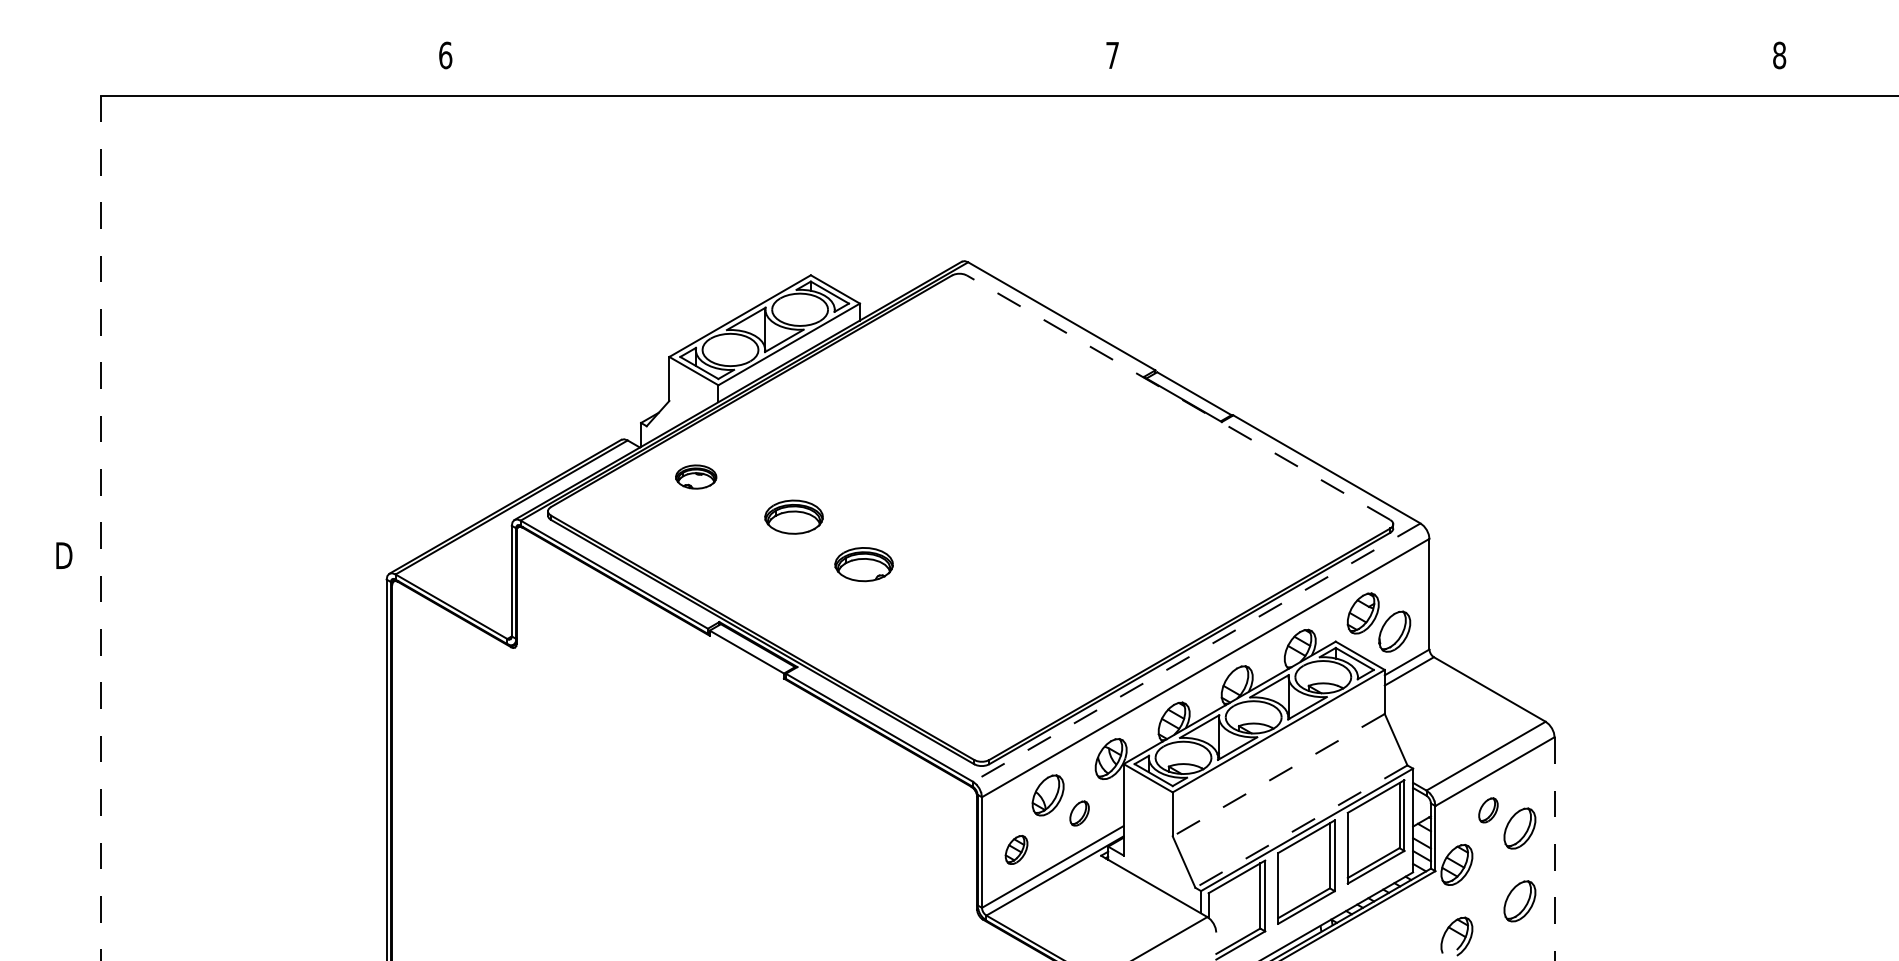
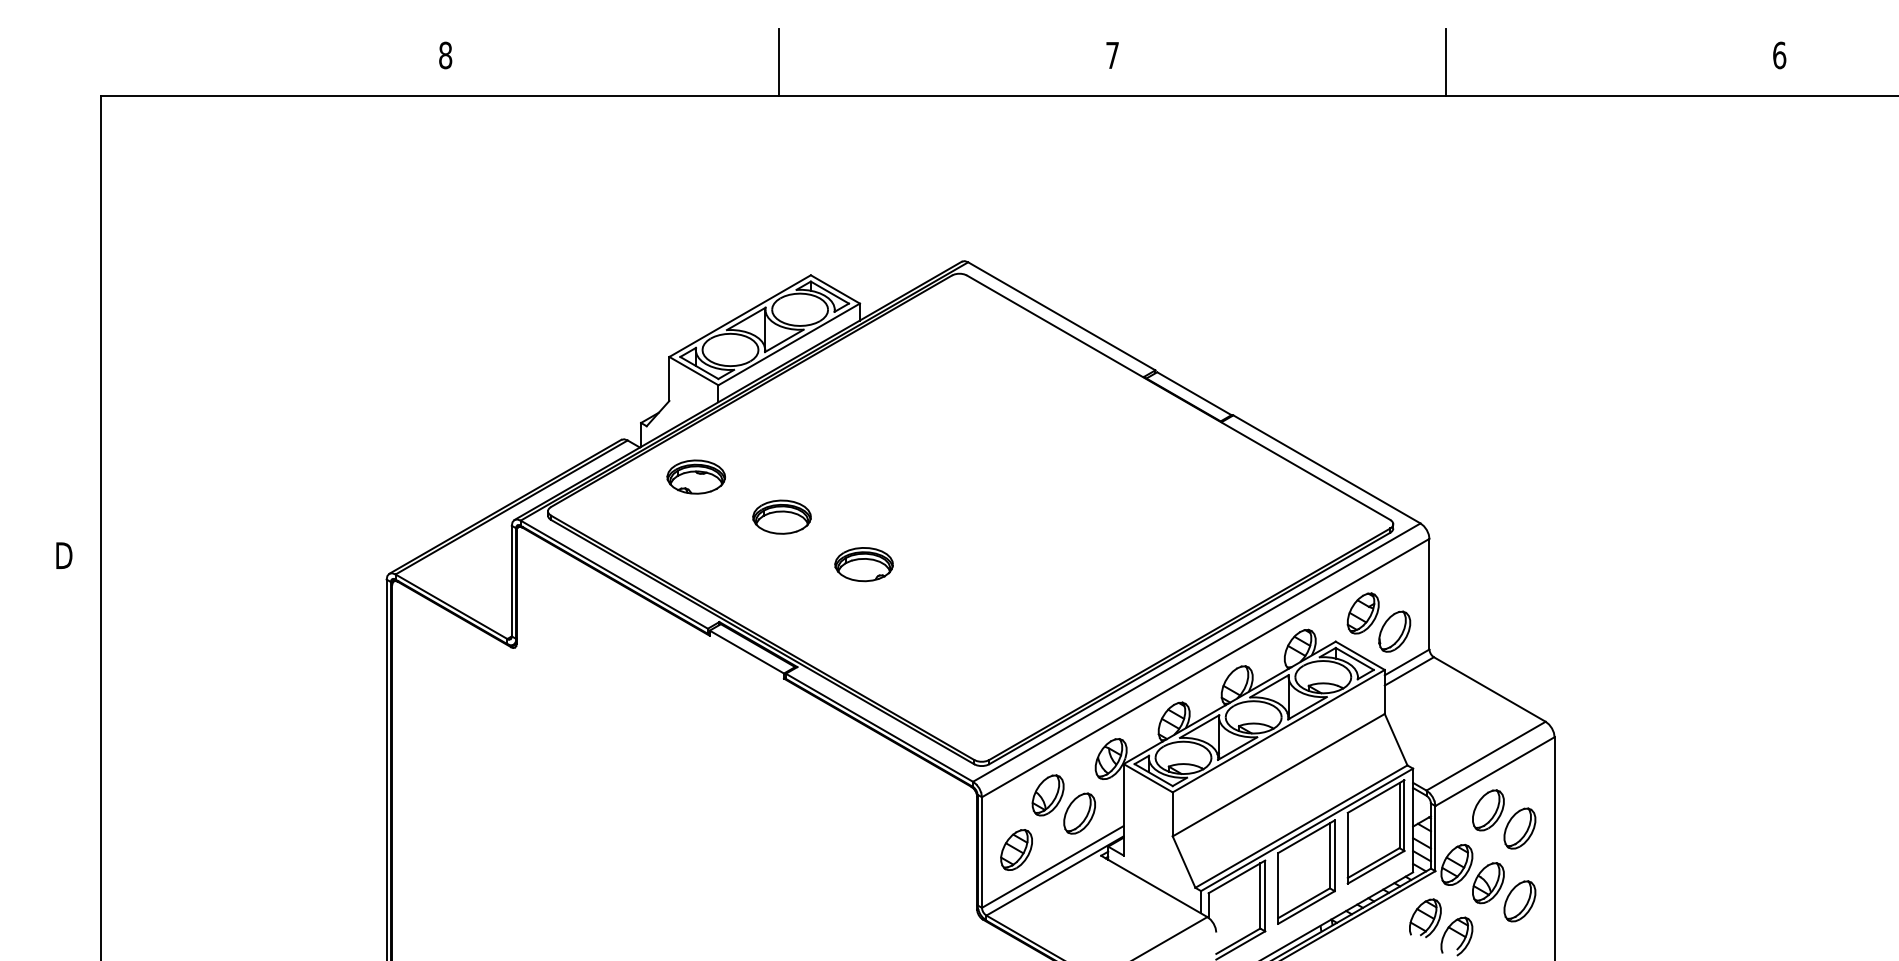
text: 6 -> 8 (445, 55)
text: 8 -> 6 (1779, 55)
line: none -> present (779, 61)
line: none -> present (1446, 61)
line: dashed -> solid (1178, 397)
part size: 43x26 px -> 60x36 px (695, 476)
part position: (793, 516) -> (781, 516) (781, 516)
line: dashed -> solid (100, 528)
line: dashed -> solid (1196, 652)
line: dashed -> solid (1278, 775)
part size: 21x27 px -> 33x43 px (1488, 810)
part size: 21x27 px -> 33x43 px (1079, 813)
line: dashed -> solid (1301, 826)
part size: 25x30 px -> 33x42 px (1016, 849)
line: dashed -> solid (1554, 849)
part: none -> present (1488, 883)
part: none -> present (1425, 918)
